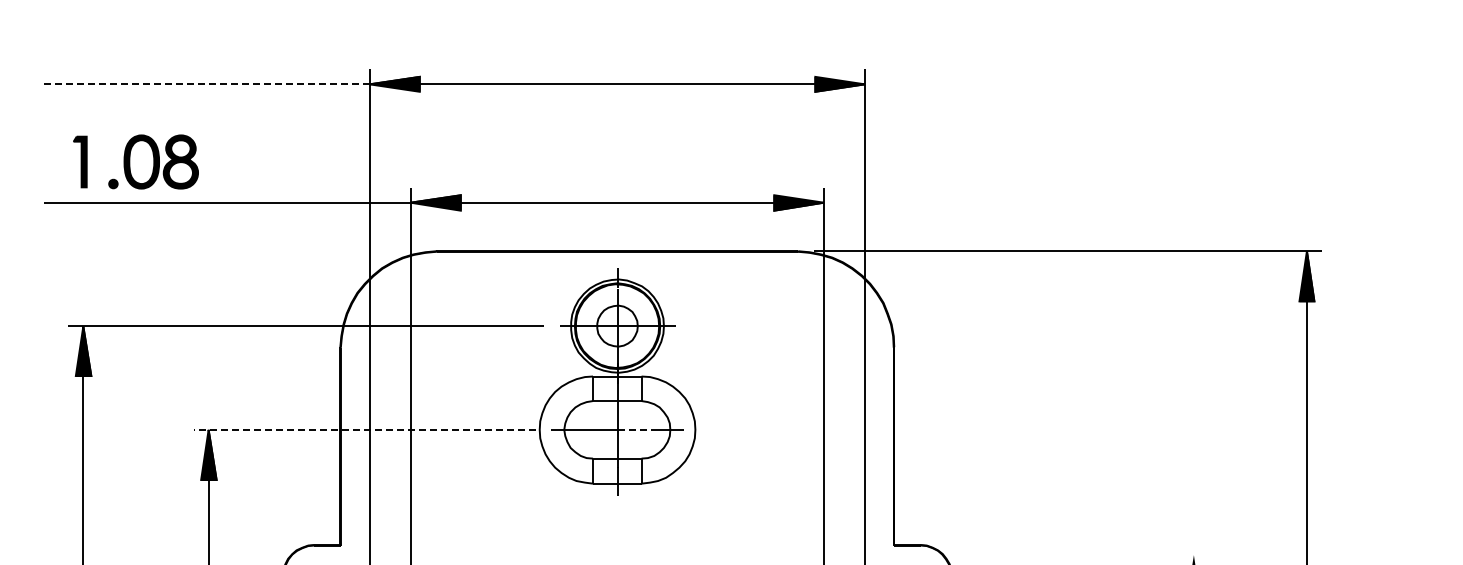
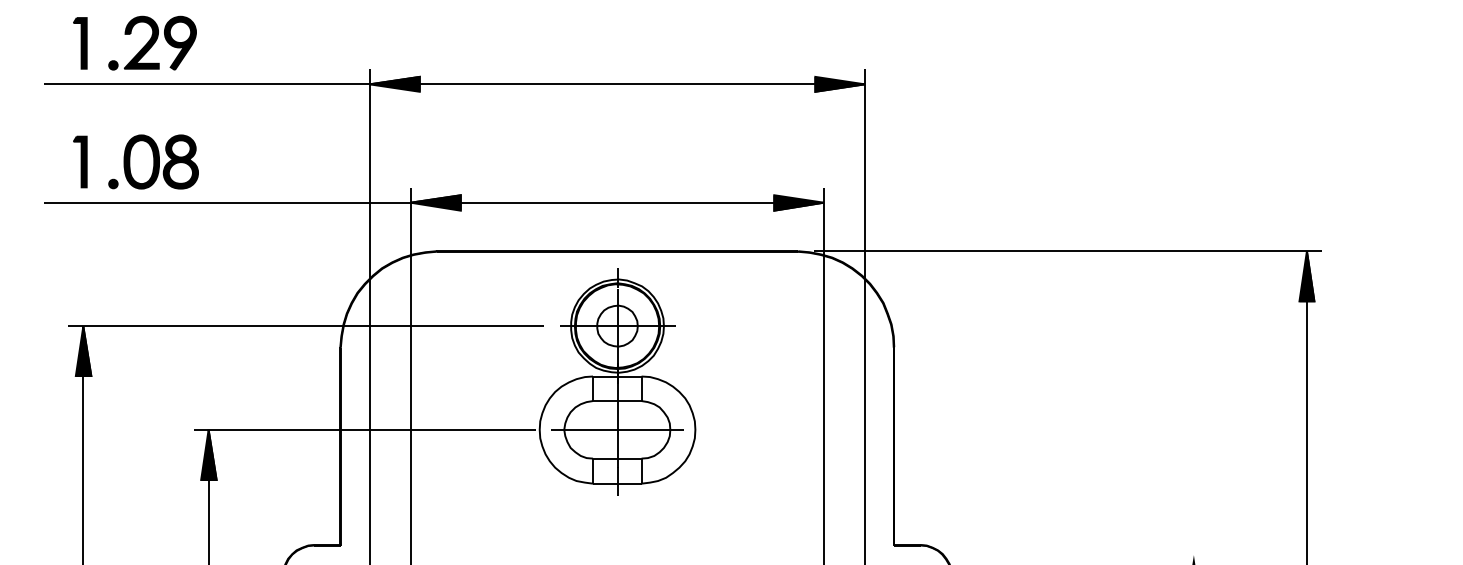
part: none -> present (130, 34)
line: dashed -> solid (206, 84)
line: dashed -> solid (364, 429)
line: dashed -> solid (636, 429)
